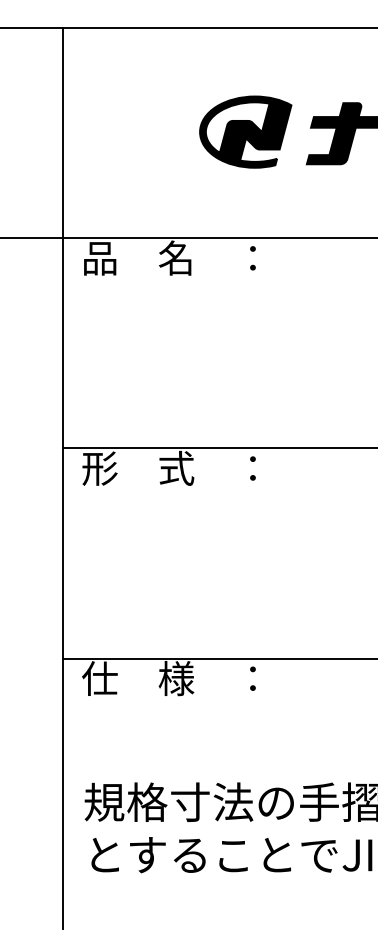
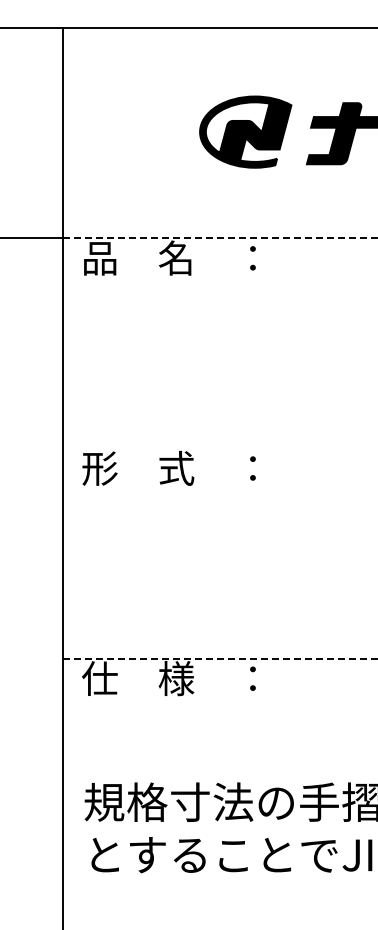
line: solid -> dashed (220, 238)
line: present -> none (218, 448)
line: solid -> dashed (220, 658)
